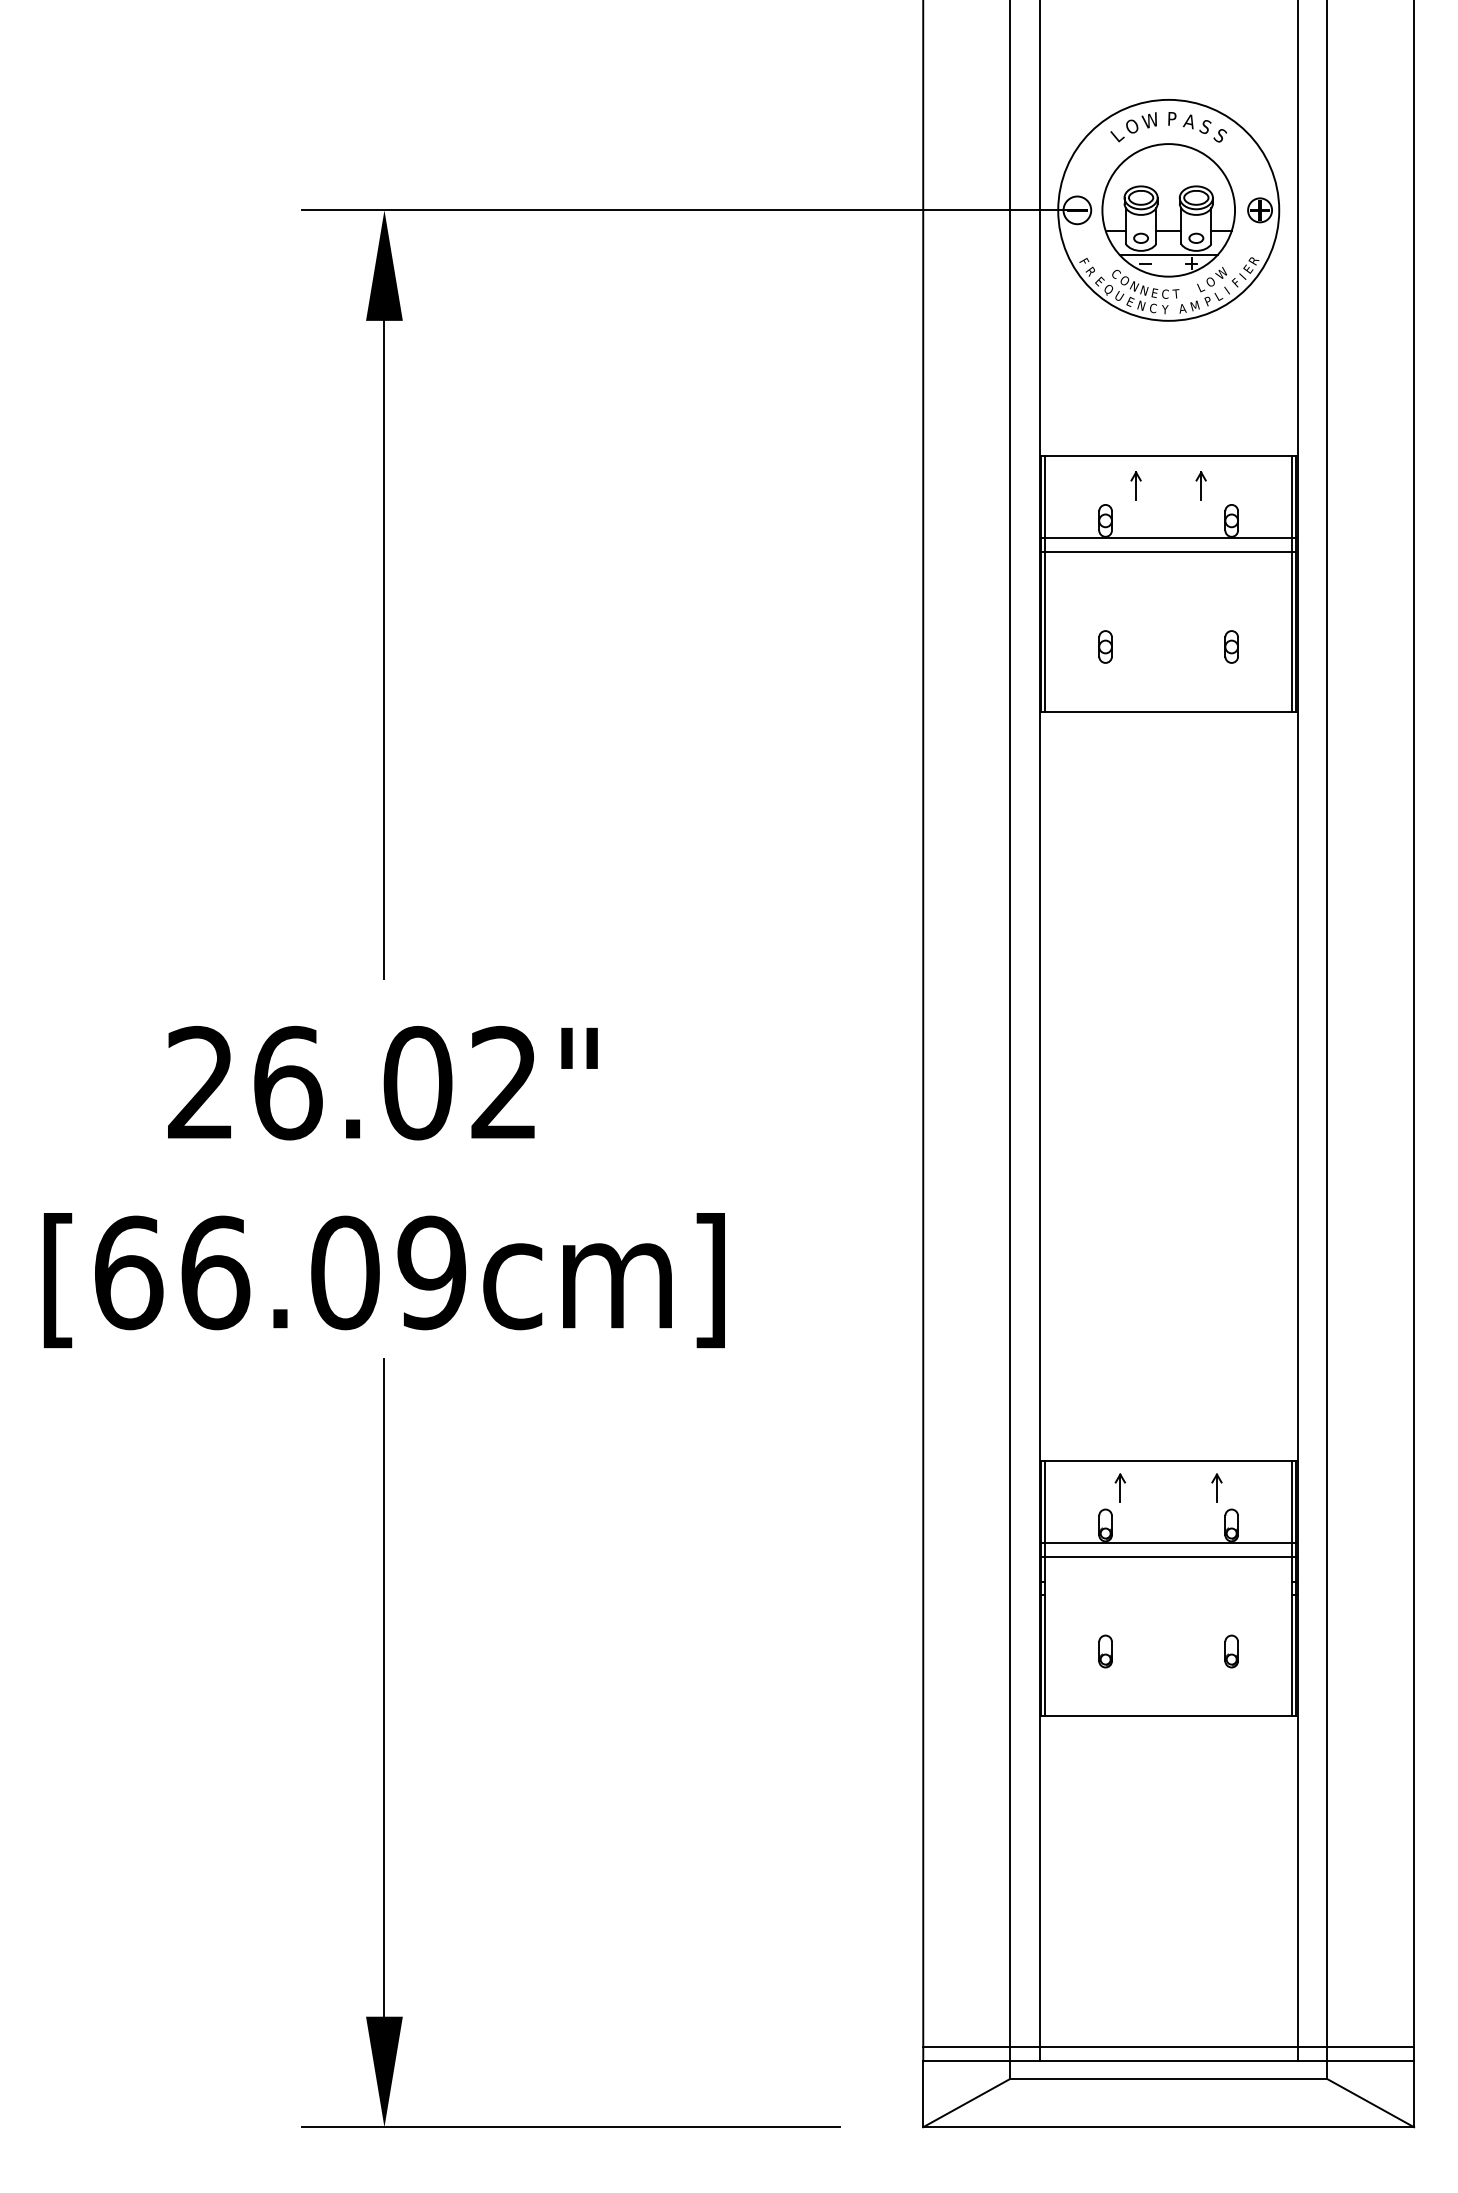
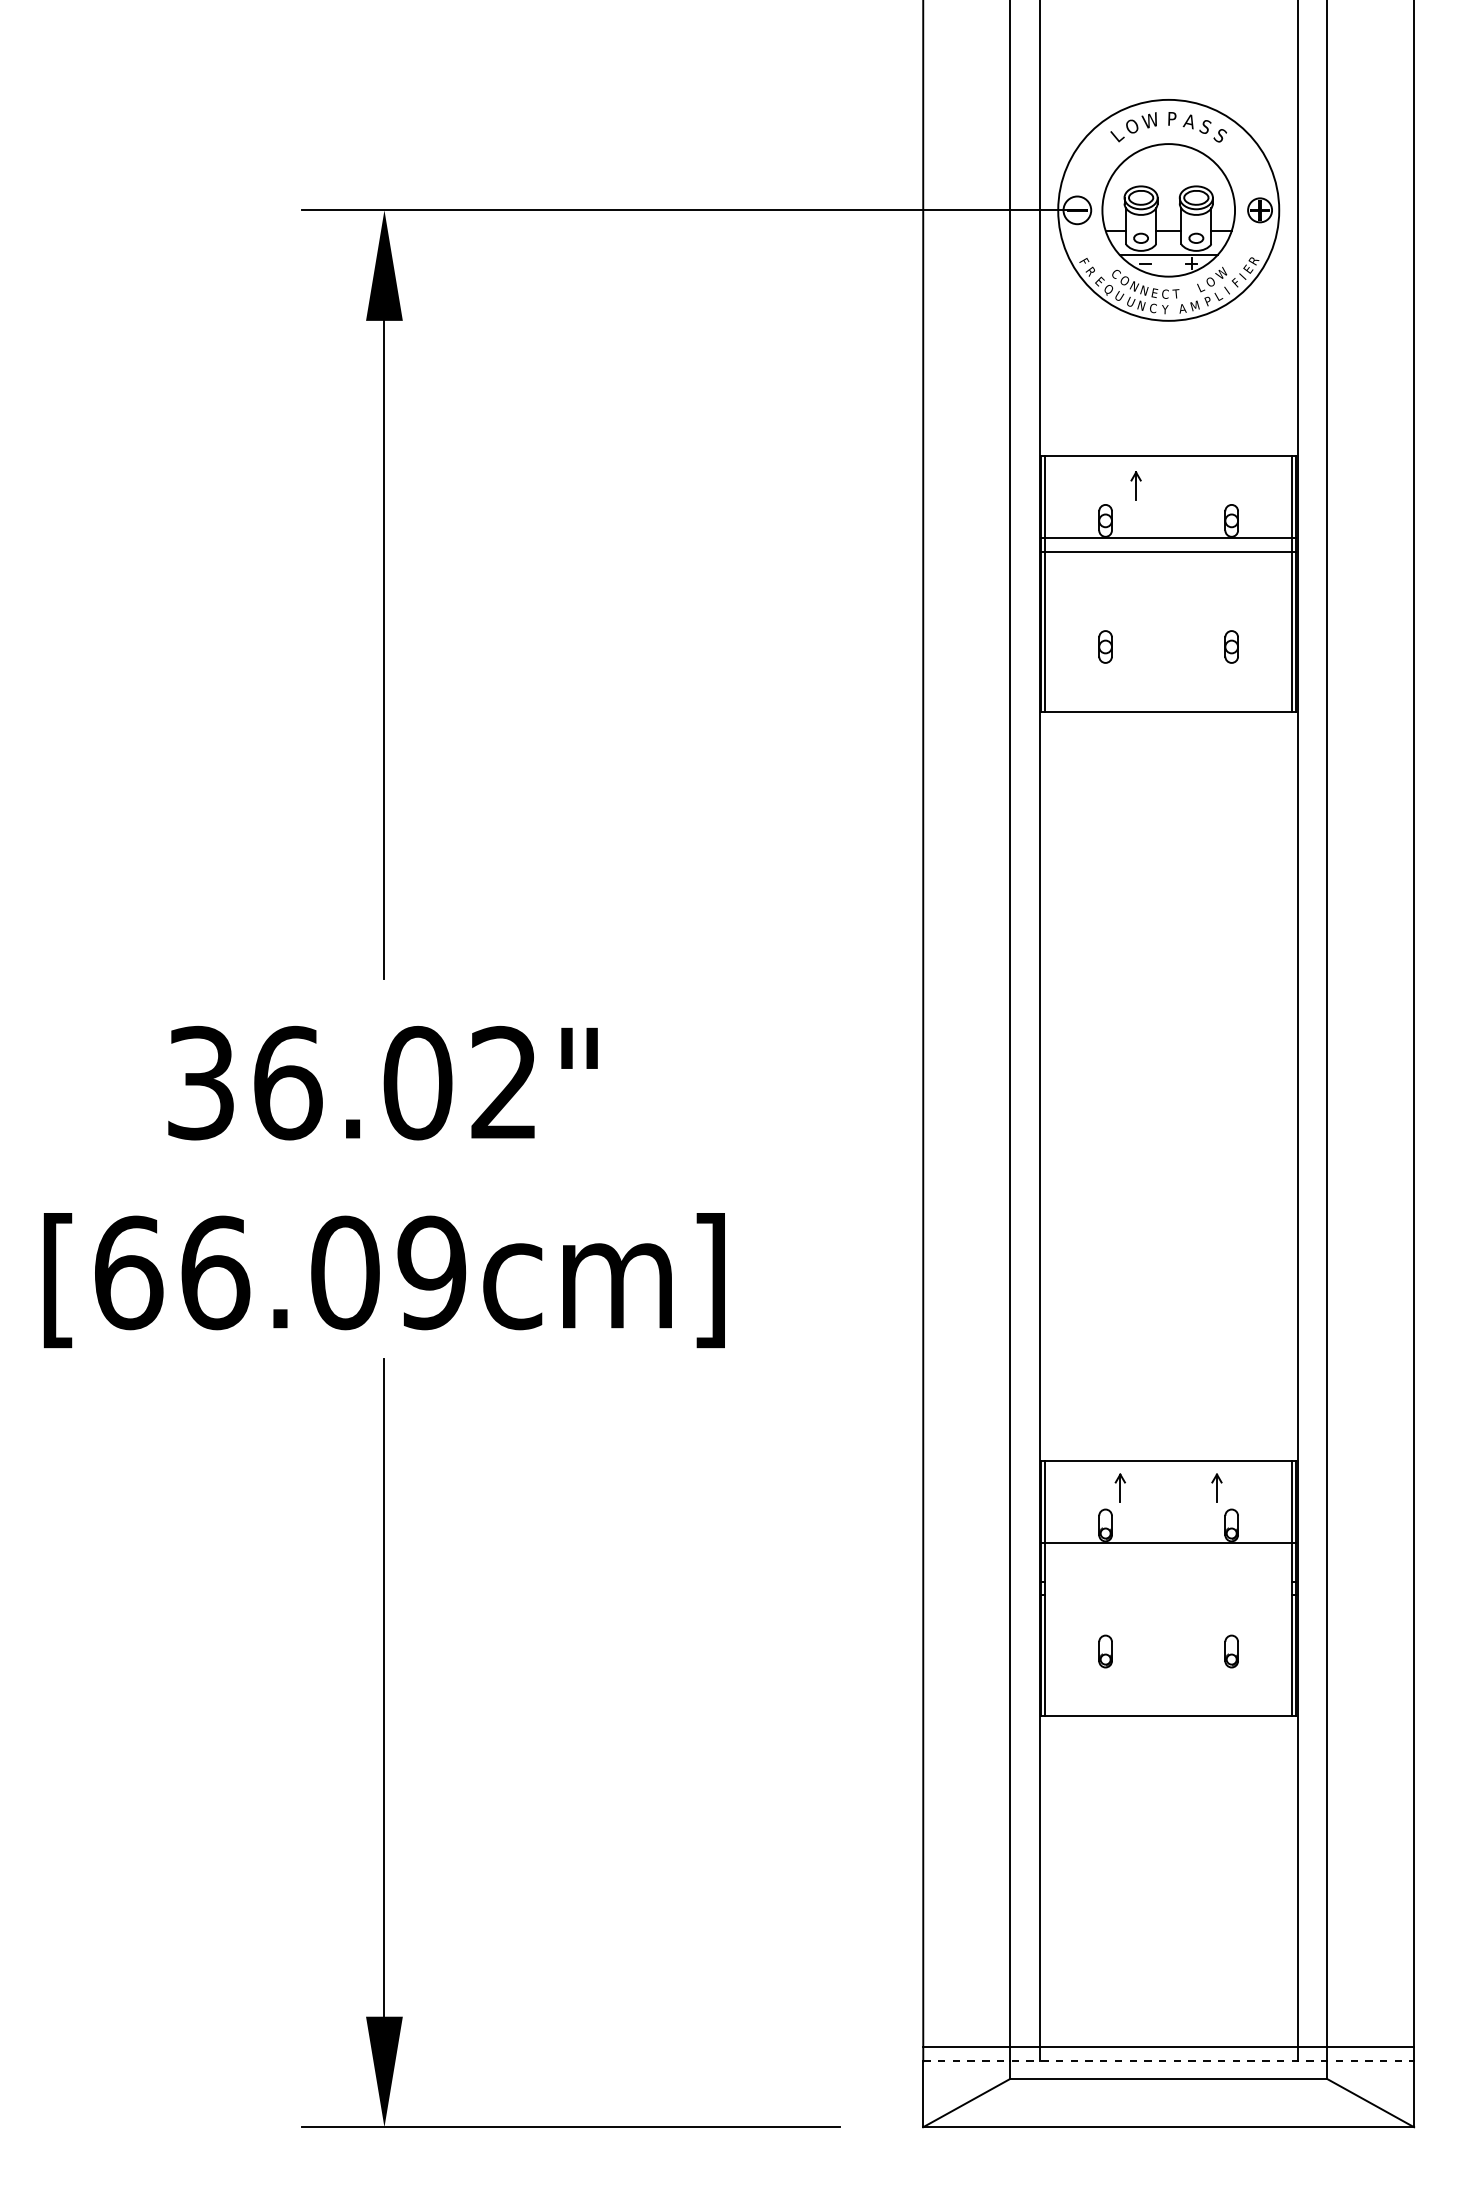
text: E -> U (1130, 301)
part: present -> none (1200, 485)
text: 26.02" -> 36.02" (200, 1083)
line: present -> none (1168, 1556)
line: solid -> dashed (1169, 2061)
